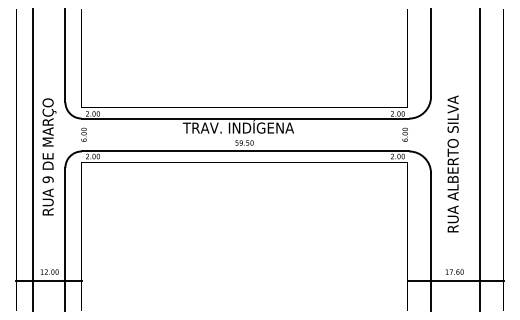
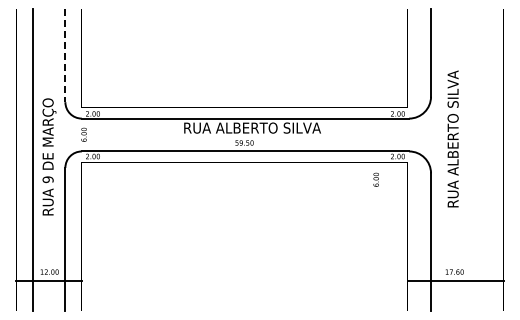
line: solid -> dashed (65, 56)
text: TRAV. INDÍGENA -> RUA ALBERTO SILVA (251, 126)
text position: (404, 134) -> (375, 179) (375, 179)
line: present -> none (480, 159)
text position: (452, 163) -> (452, 138) (452, 138)
